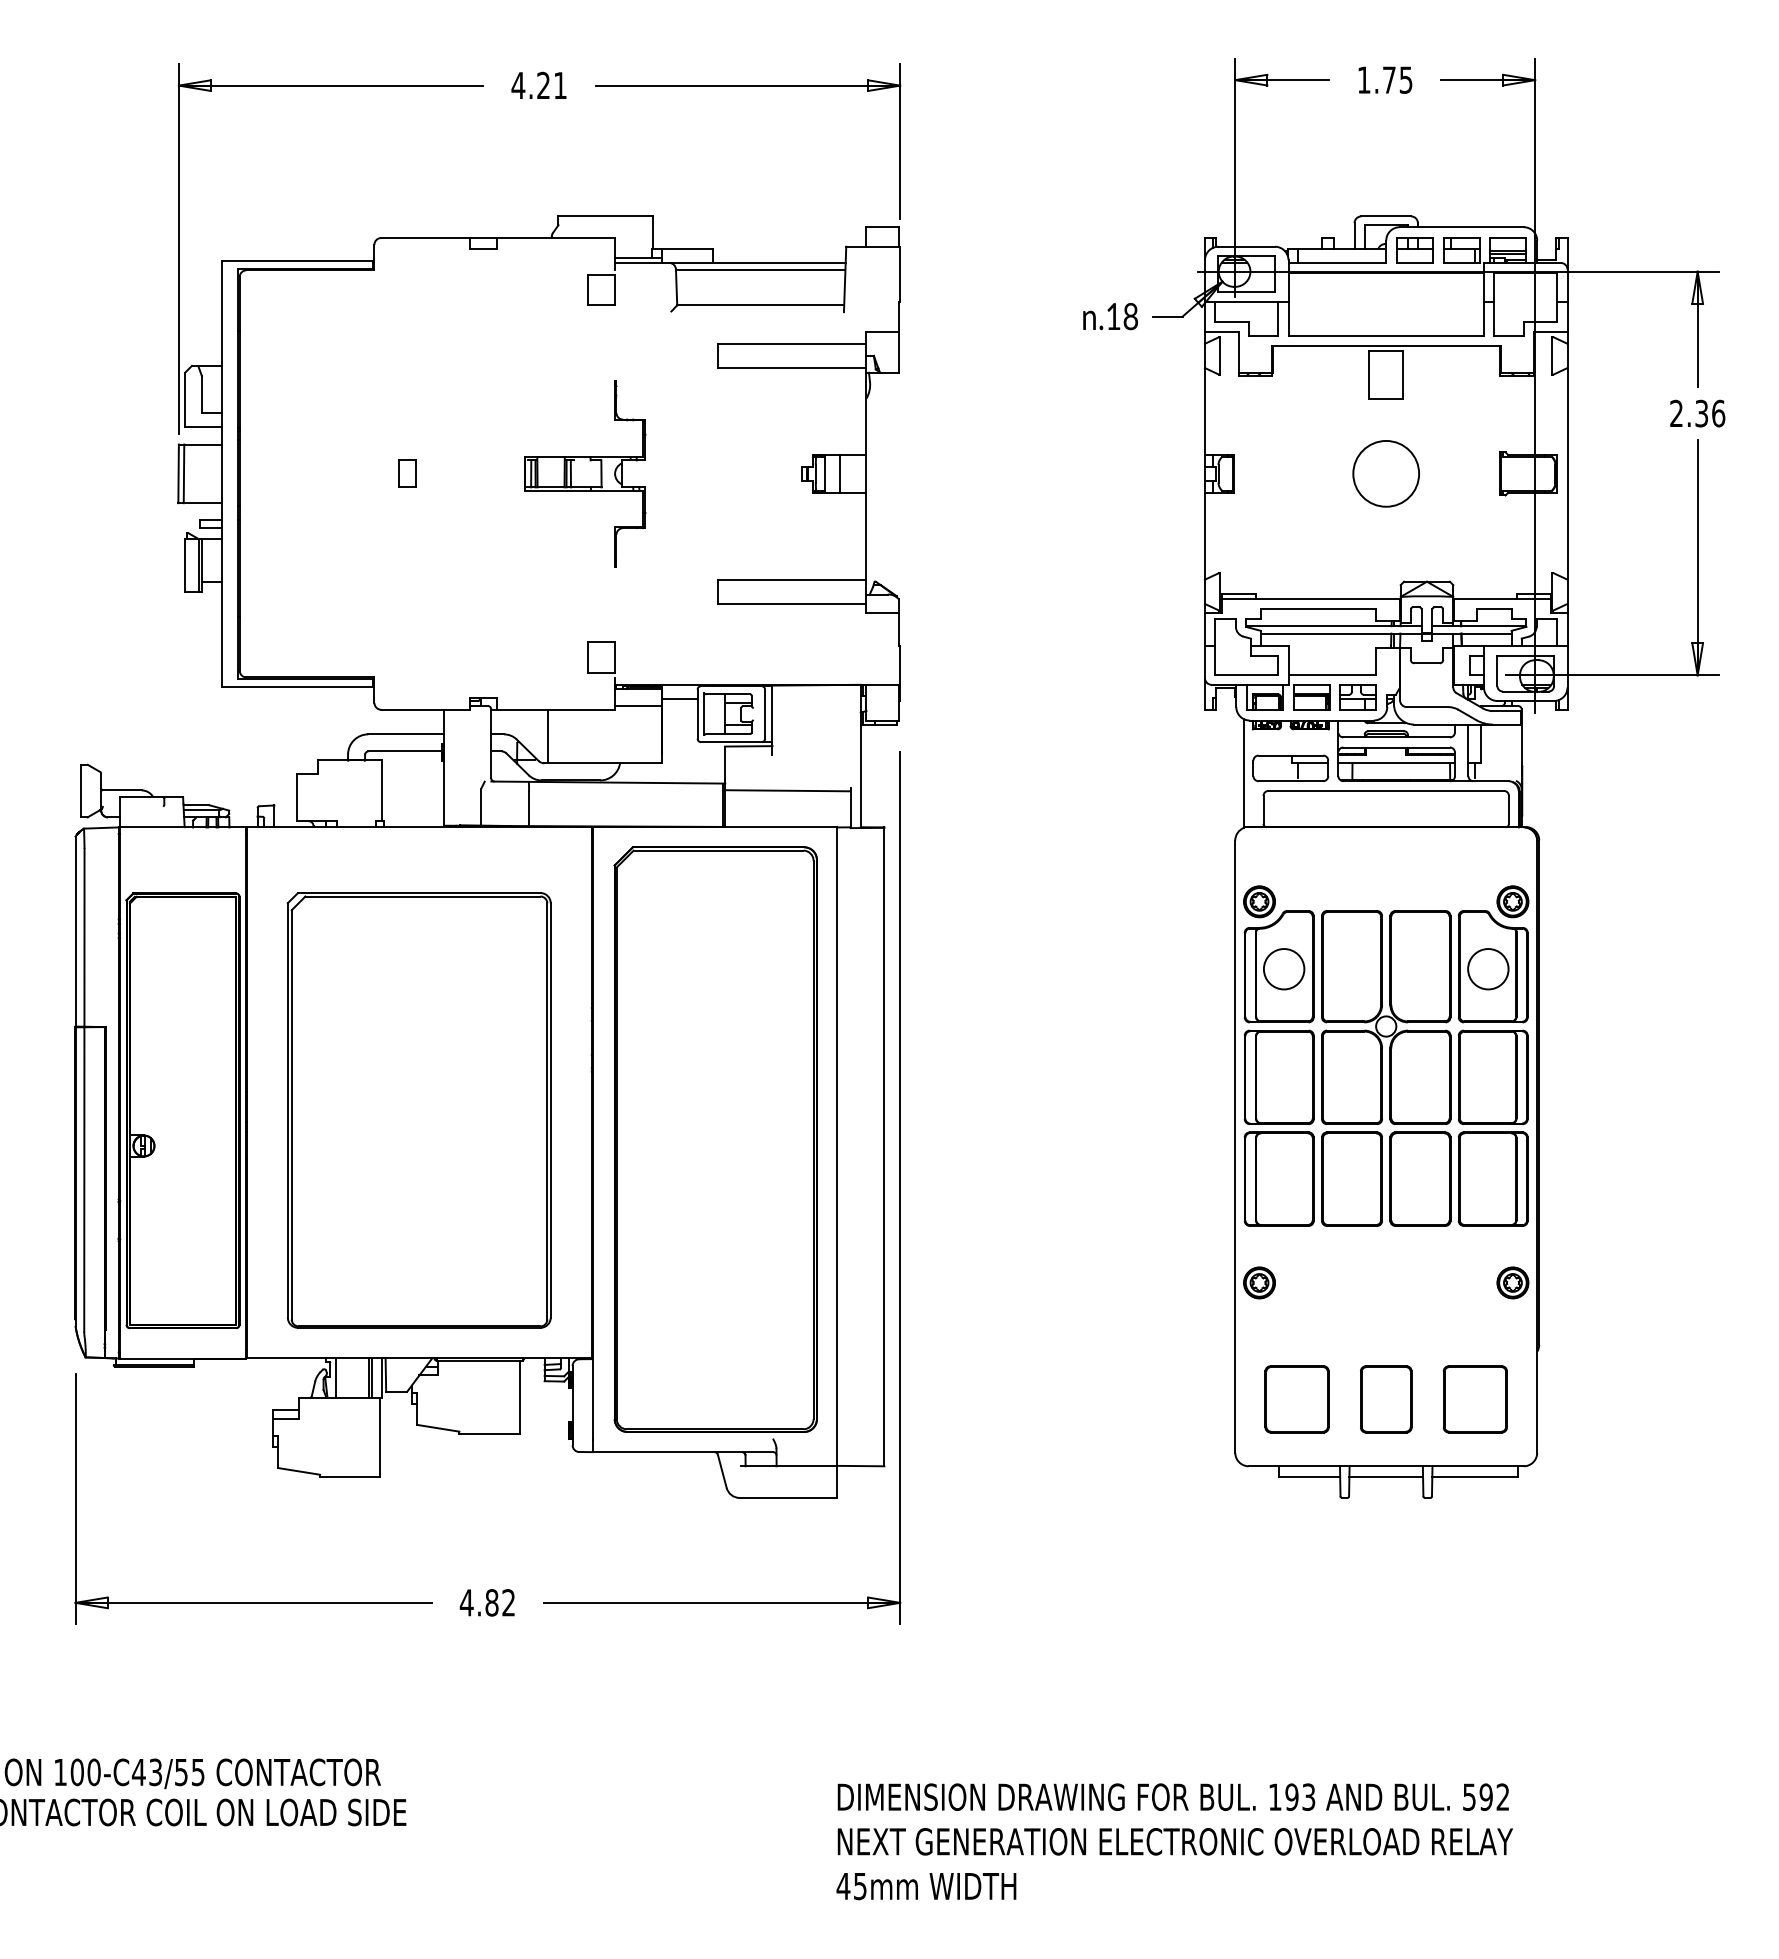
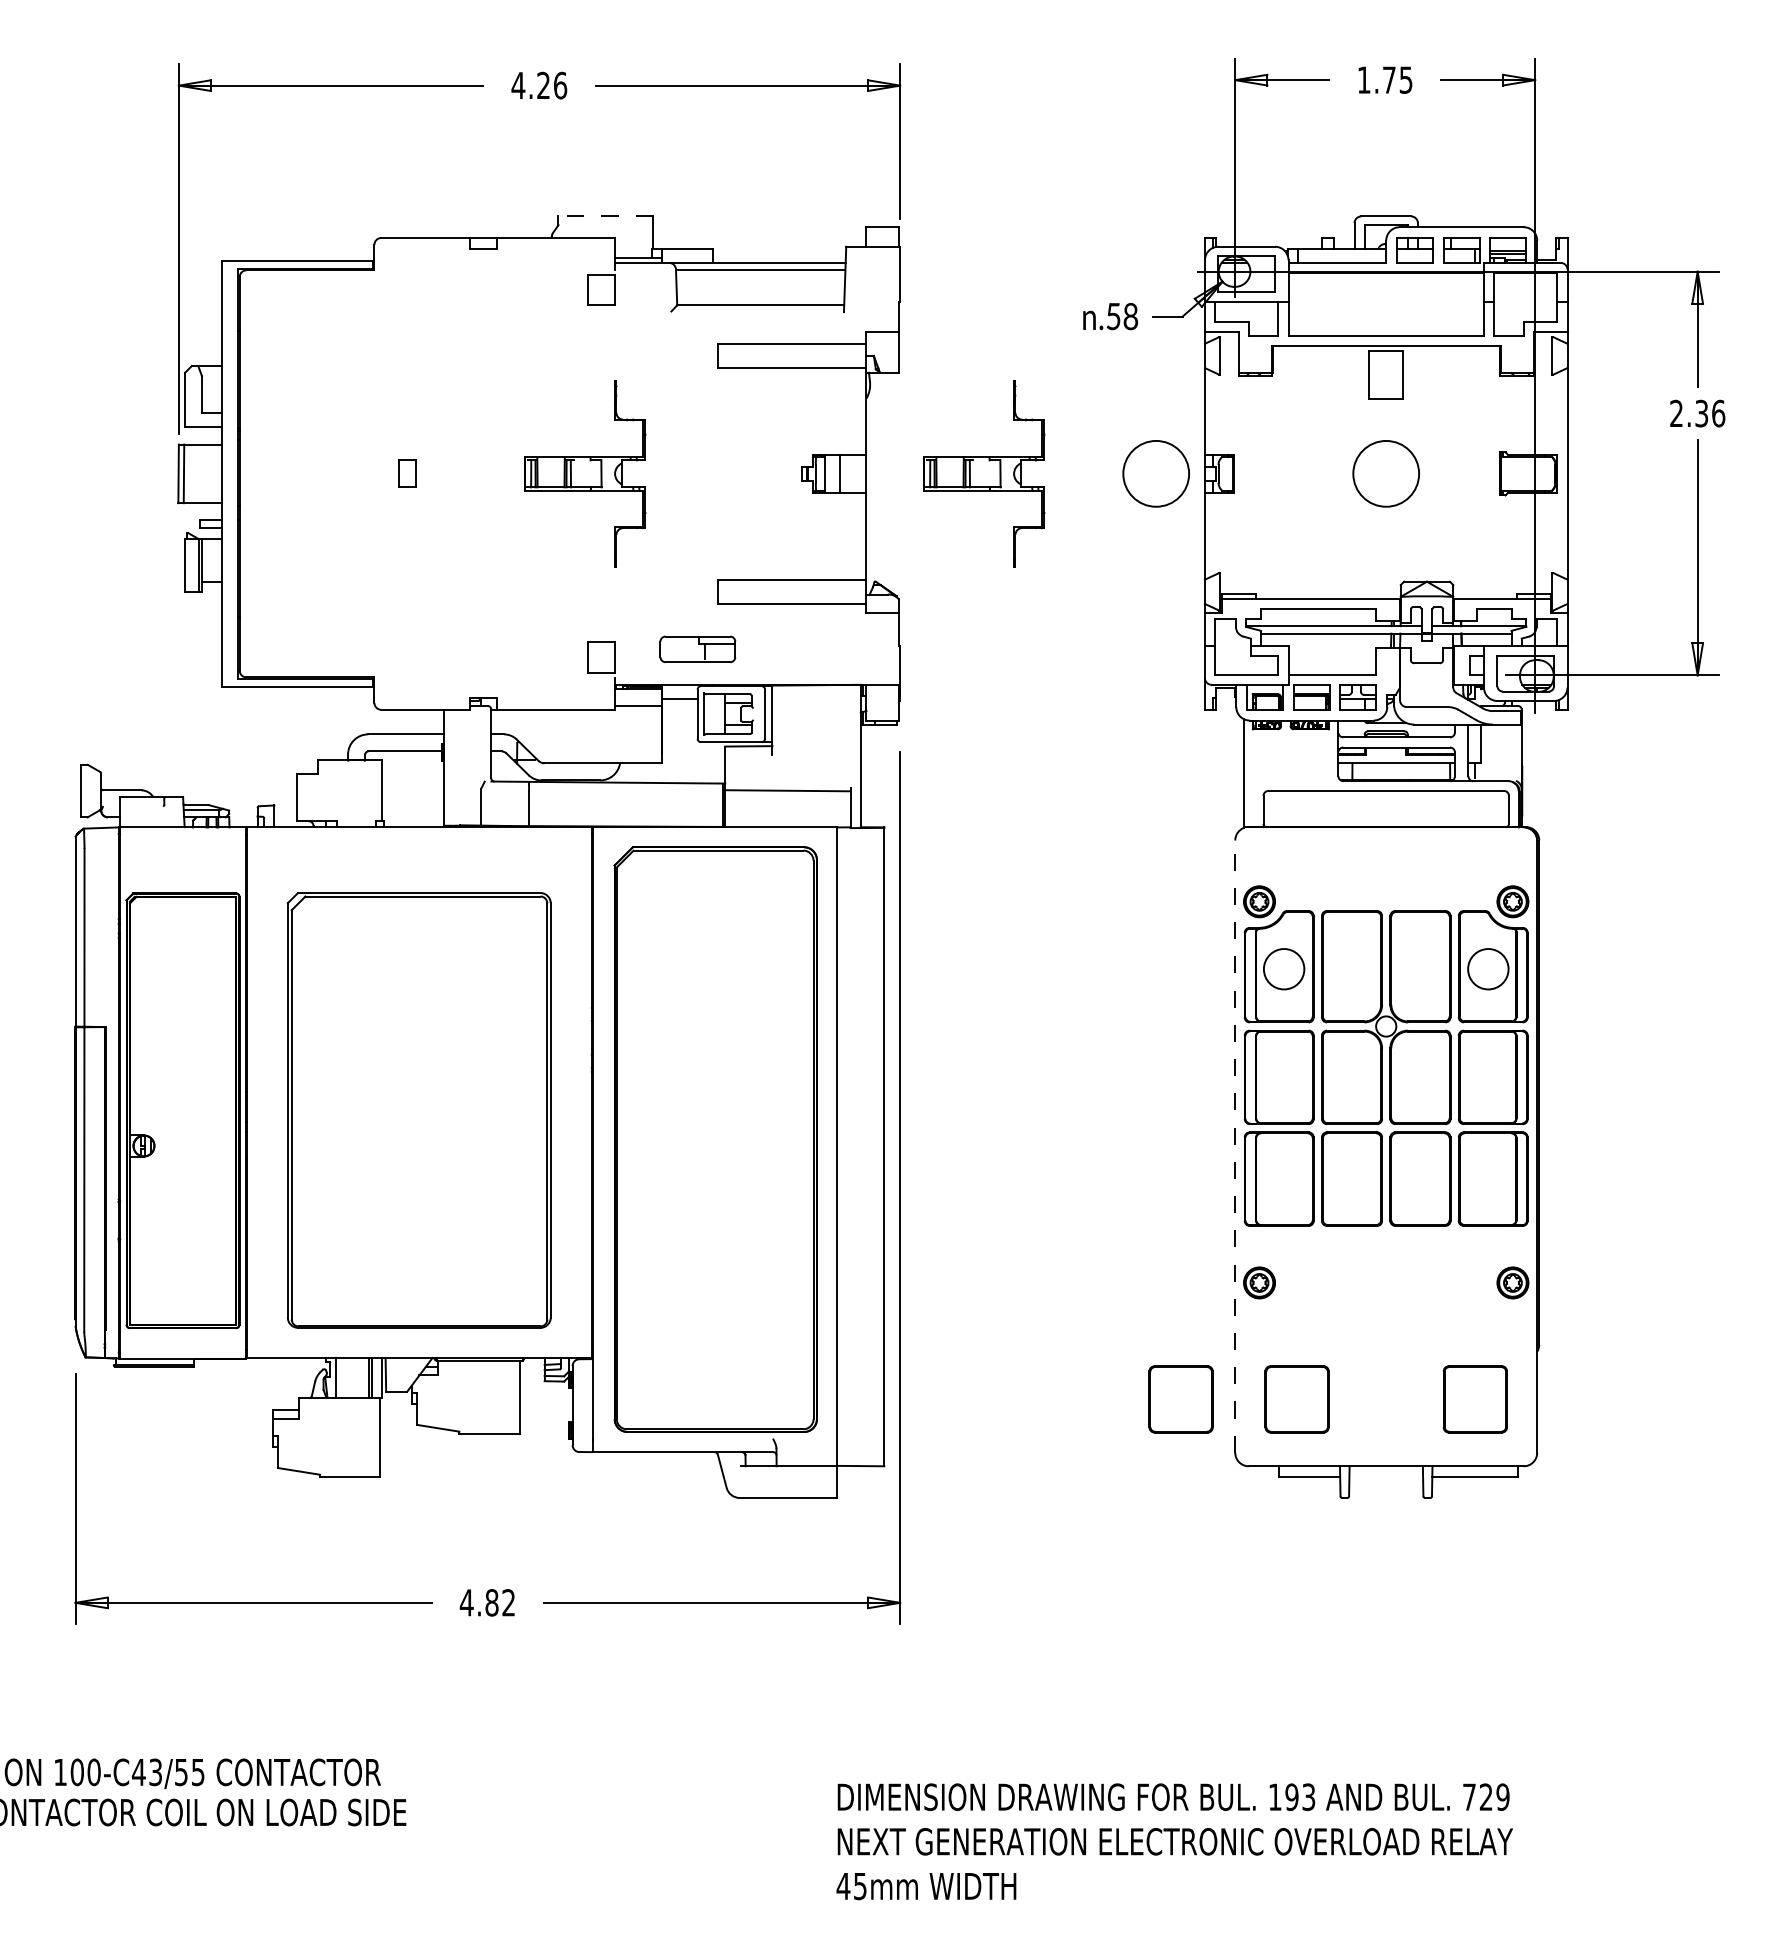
text: 4.21 -> 4.26 (560, 85)
line: solid -> dashed (605, 216)
text: .18 -> .58 (1113, 316)
part: none -> present (984, 473)
circle: none -> present (1155, 473)
line: present -> none (547, 736)
part position: (1290, 767) -> (697, 648) (697, 648)
line: solid -> dashed (1235, 1146)
part: none -> present (1180, 1399)
part: present -> none (1386, 1399)
line: present -> none (1386, 1476)
text: 592 -> 729 (1486, 1796)
